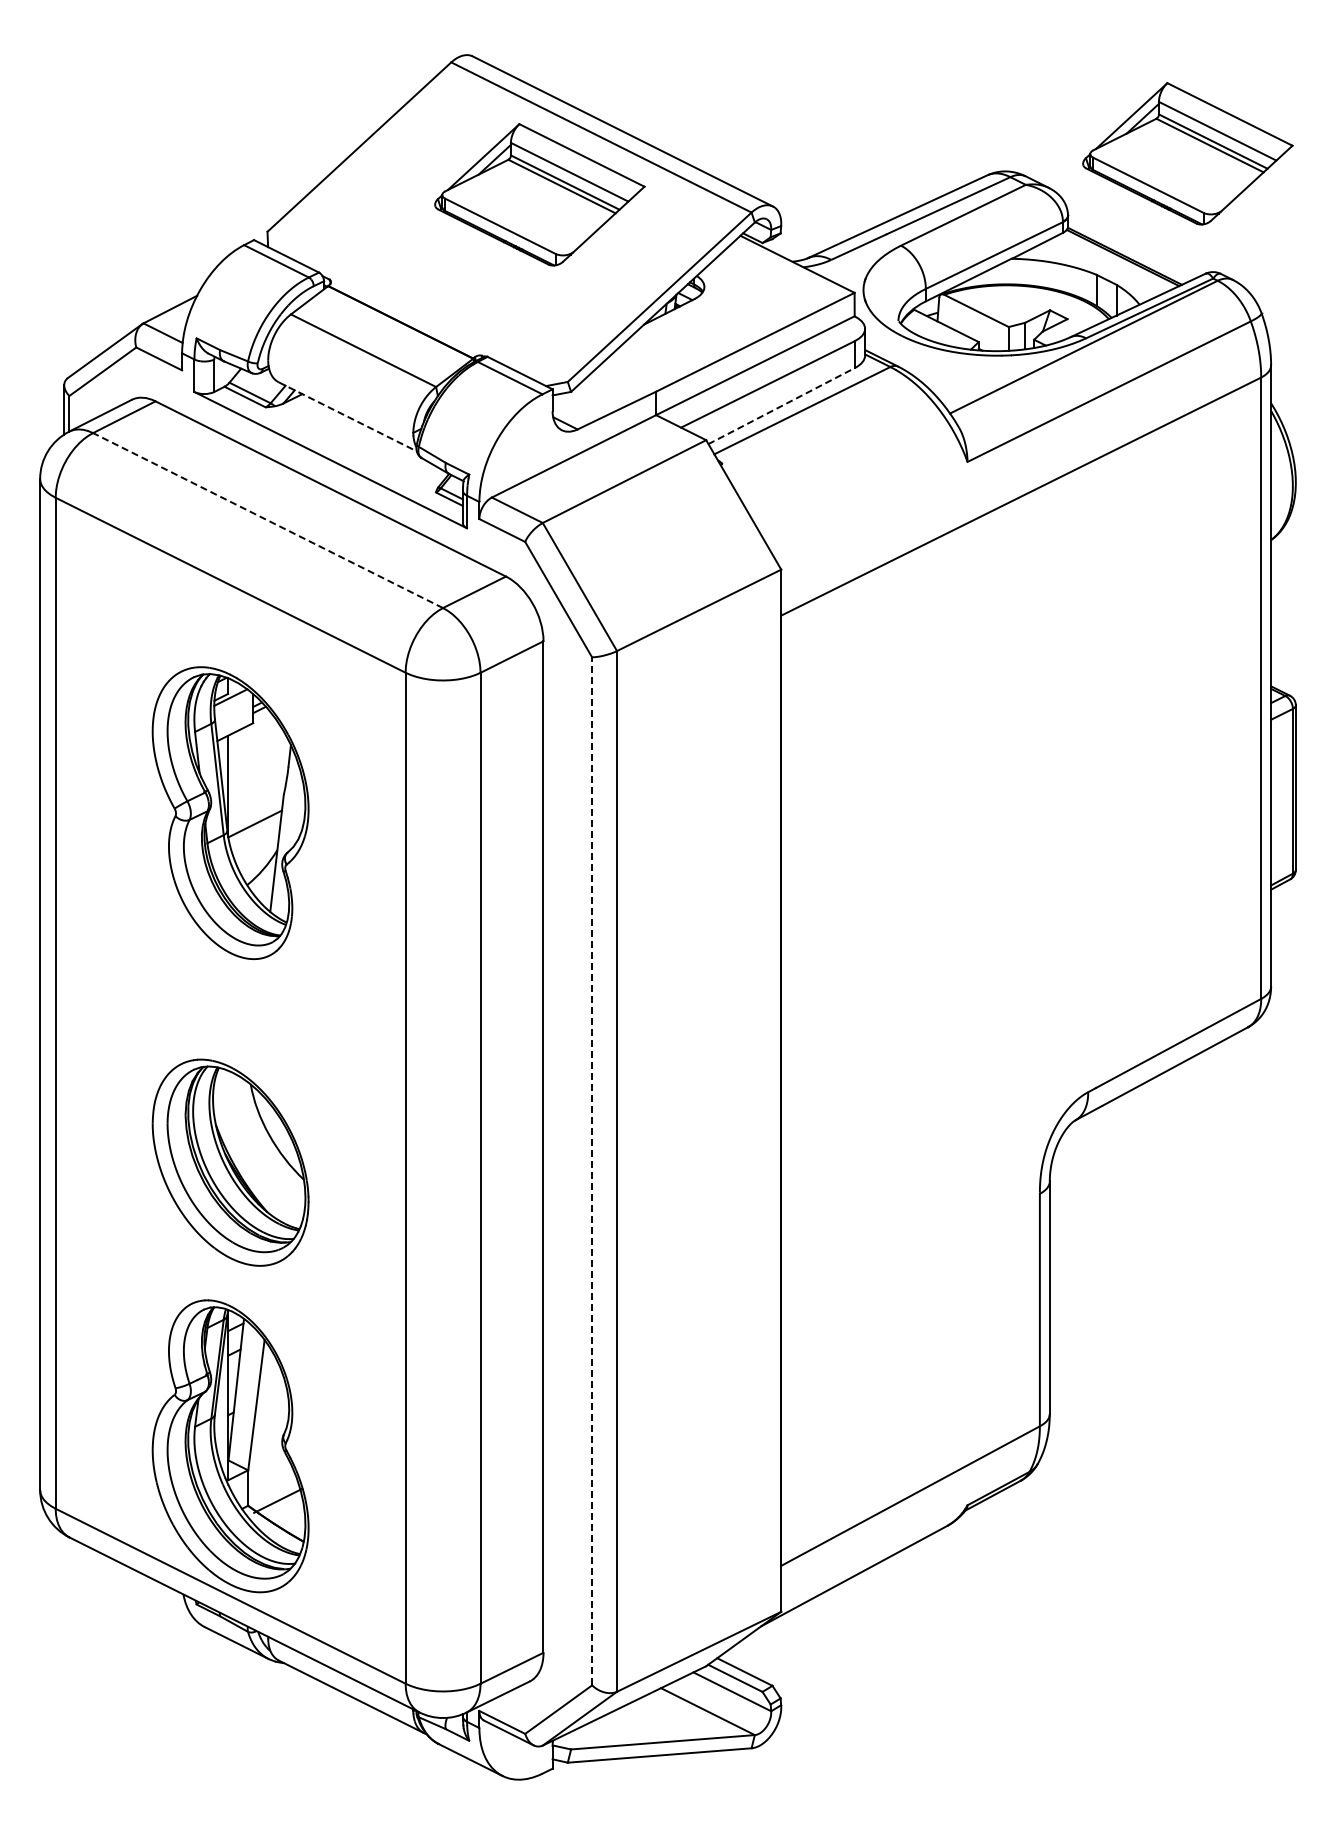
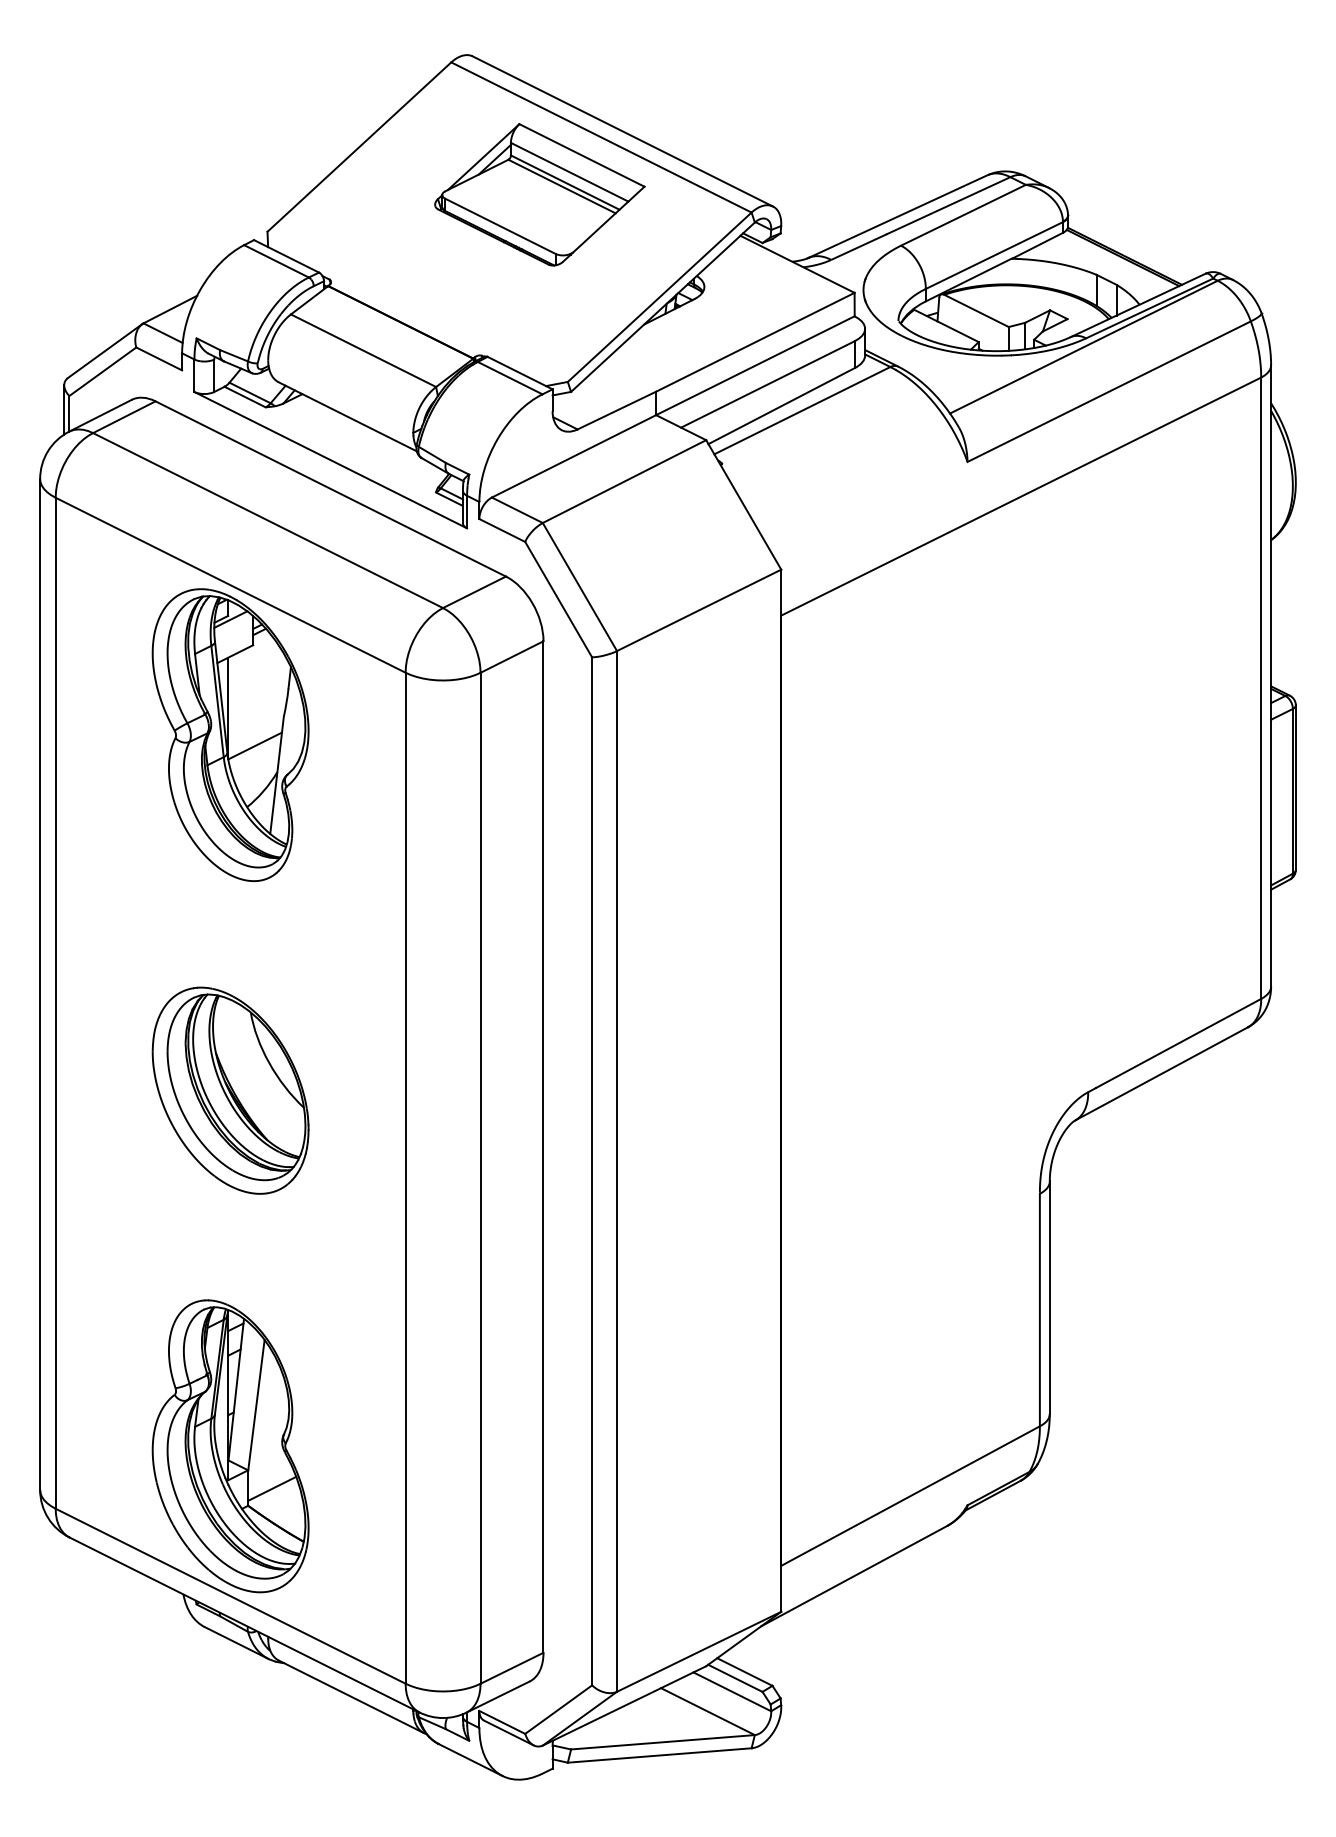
part: present -> none (1187, 153)
line: dashed -> solid (781, 406)
line: dashed -> solid (348, 417)
line: dashed -> solid (268, 520)
part position: (230, 812) -> (230, 734) (230, 734)
part position: (230, 1162) -> (230, 1090) (230, 1090)
line: dashed -> solid (592, 1170)
line position: (278, 1500) -> (272, 1488) (272, 1488)
